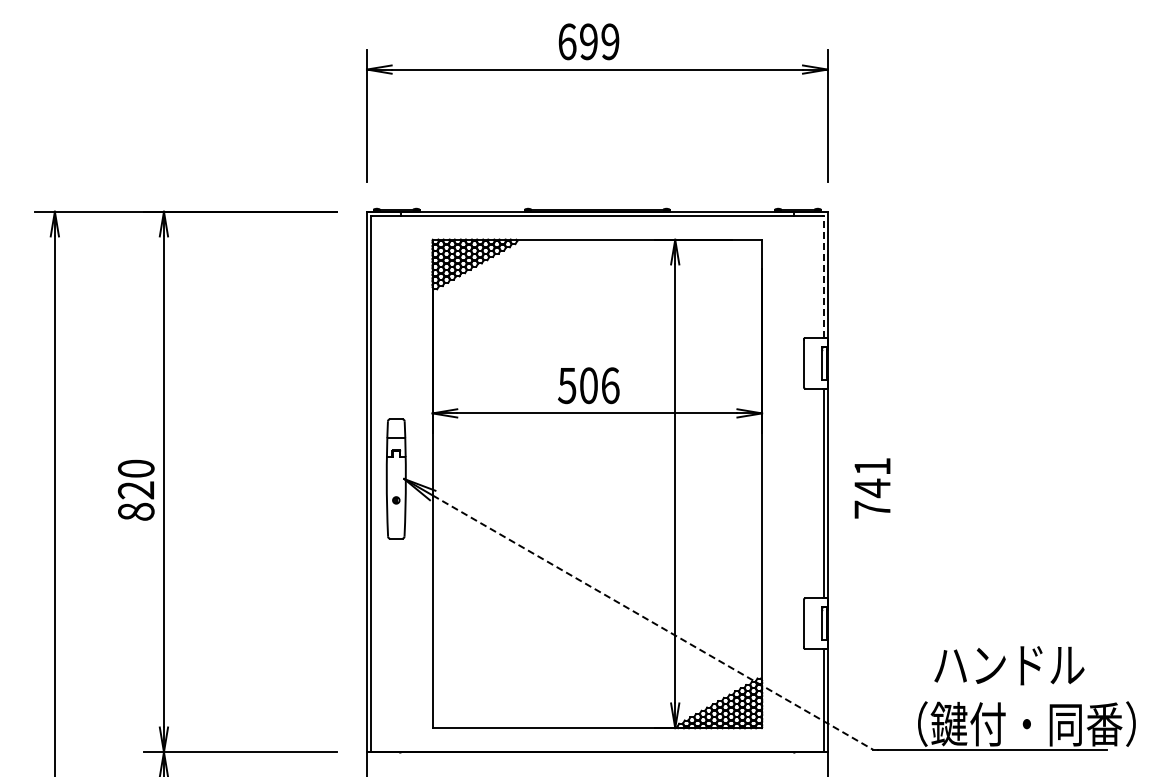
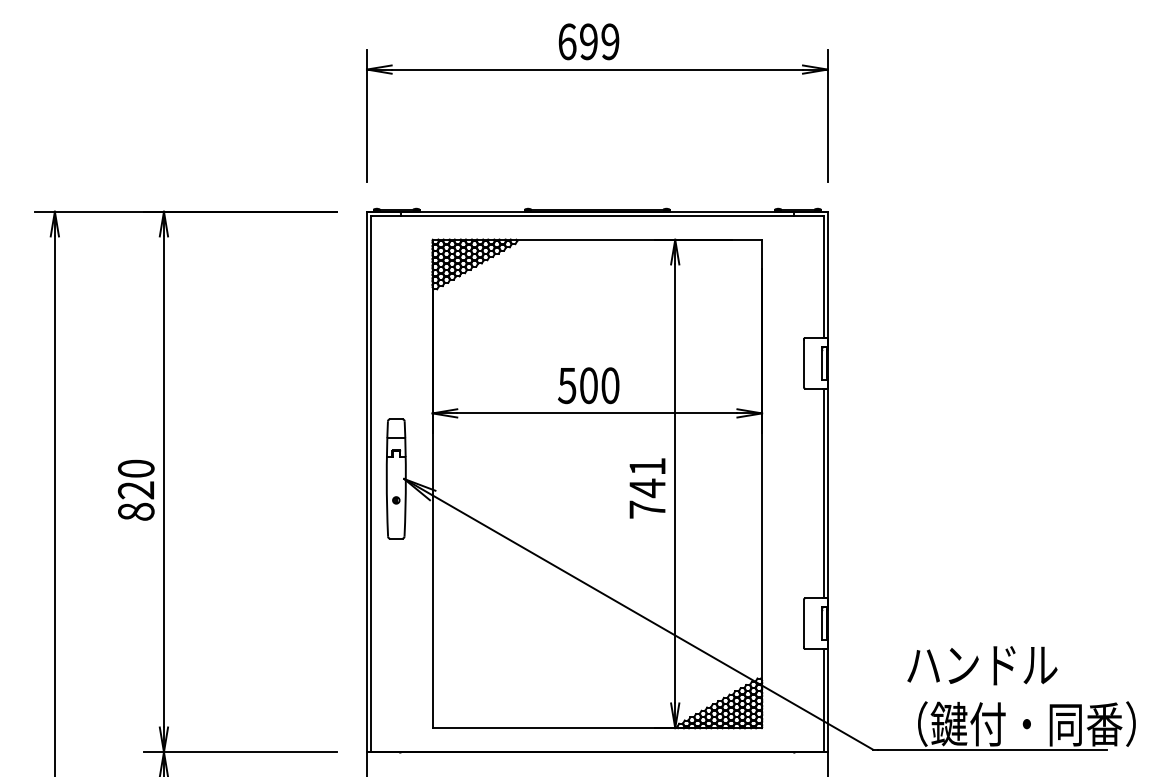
line: dashed -> solid (823, 277)
text: 506 -> 500 (610, 385)
text position: (872, 488) -> (647, 488) (647, 488)
line: dashed -> solid (653, 622)
text position: (1009, 665) -> (982, 665) (982, 665)
